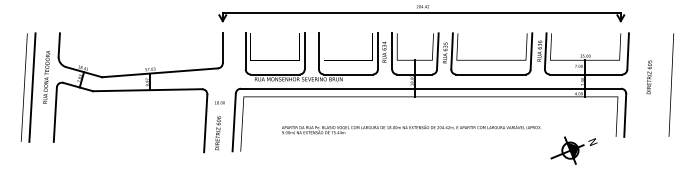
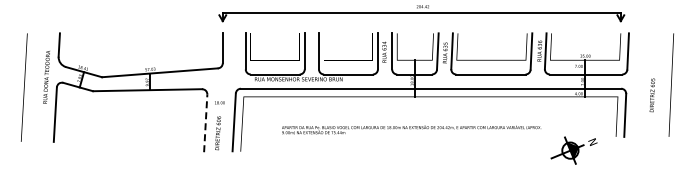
text position: (649, 77) -> (652, 95) (652, 95)
line: present -> none (32, 87)
line: solid -> dashed (205, 123)
